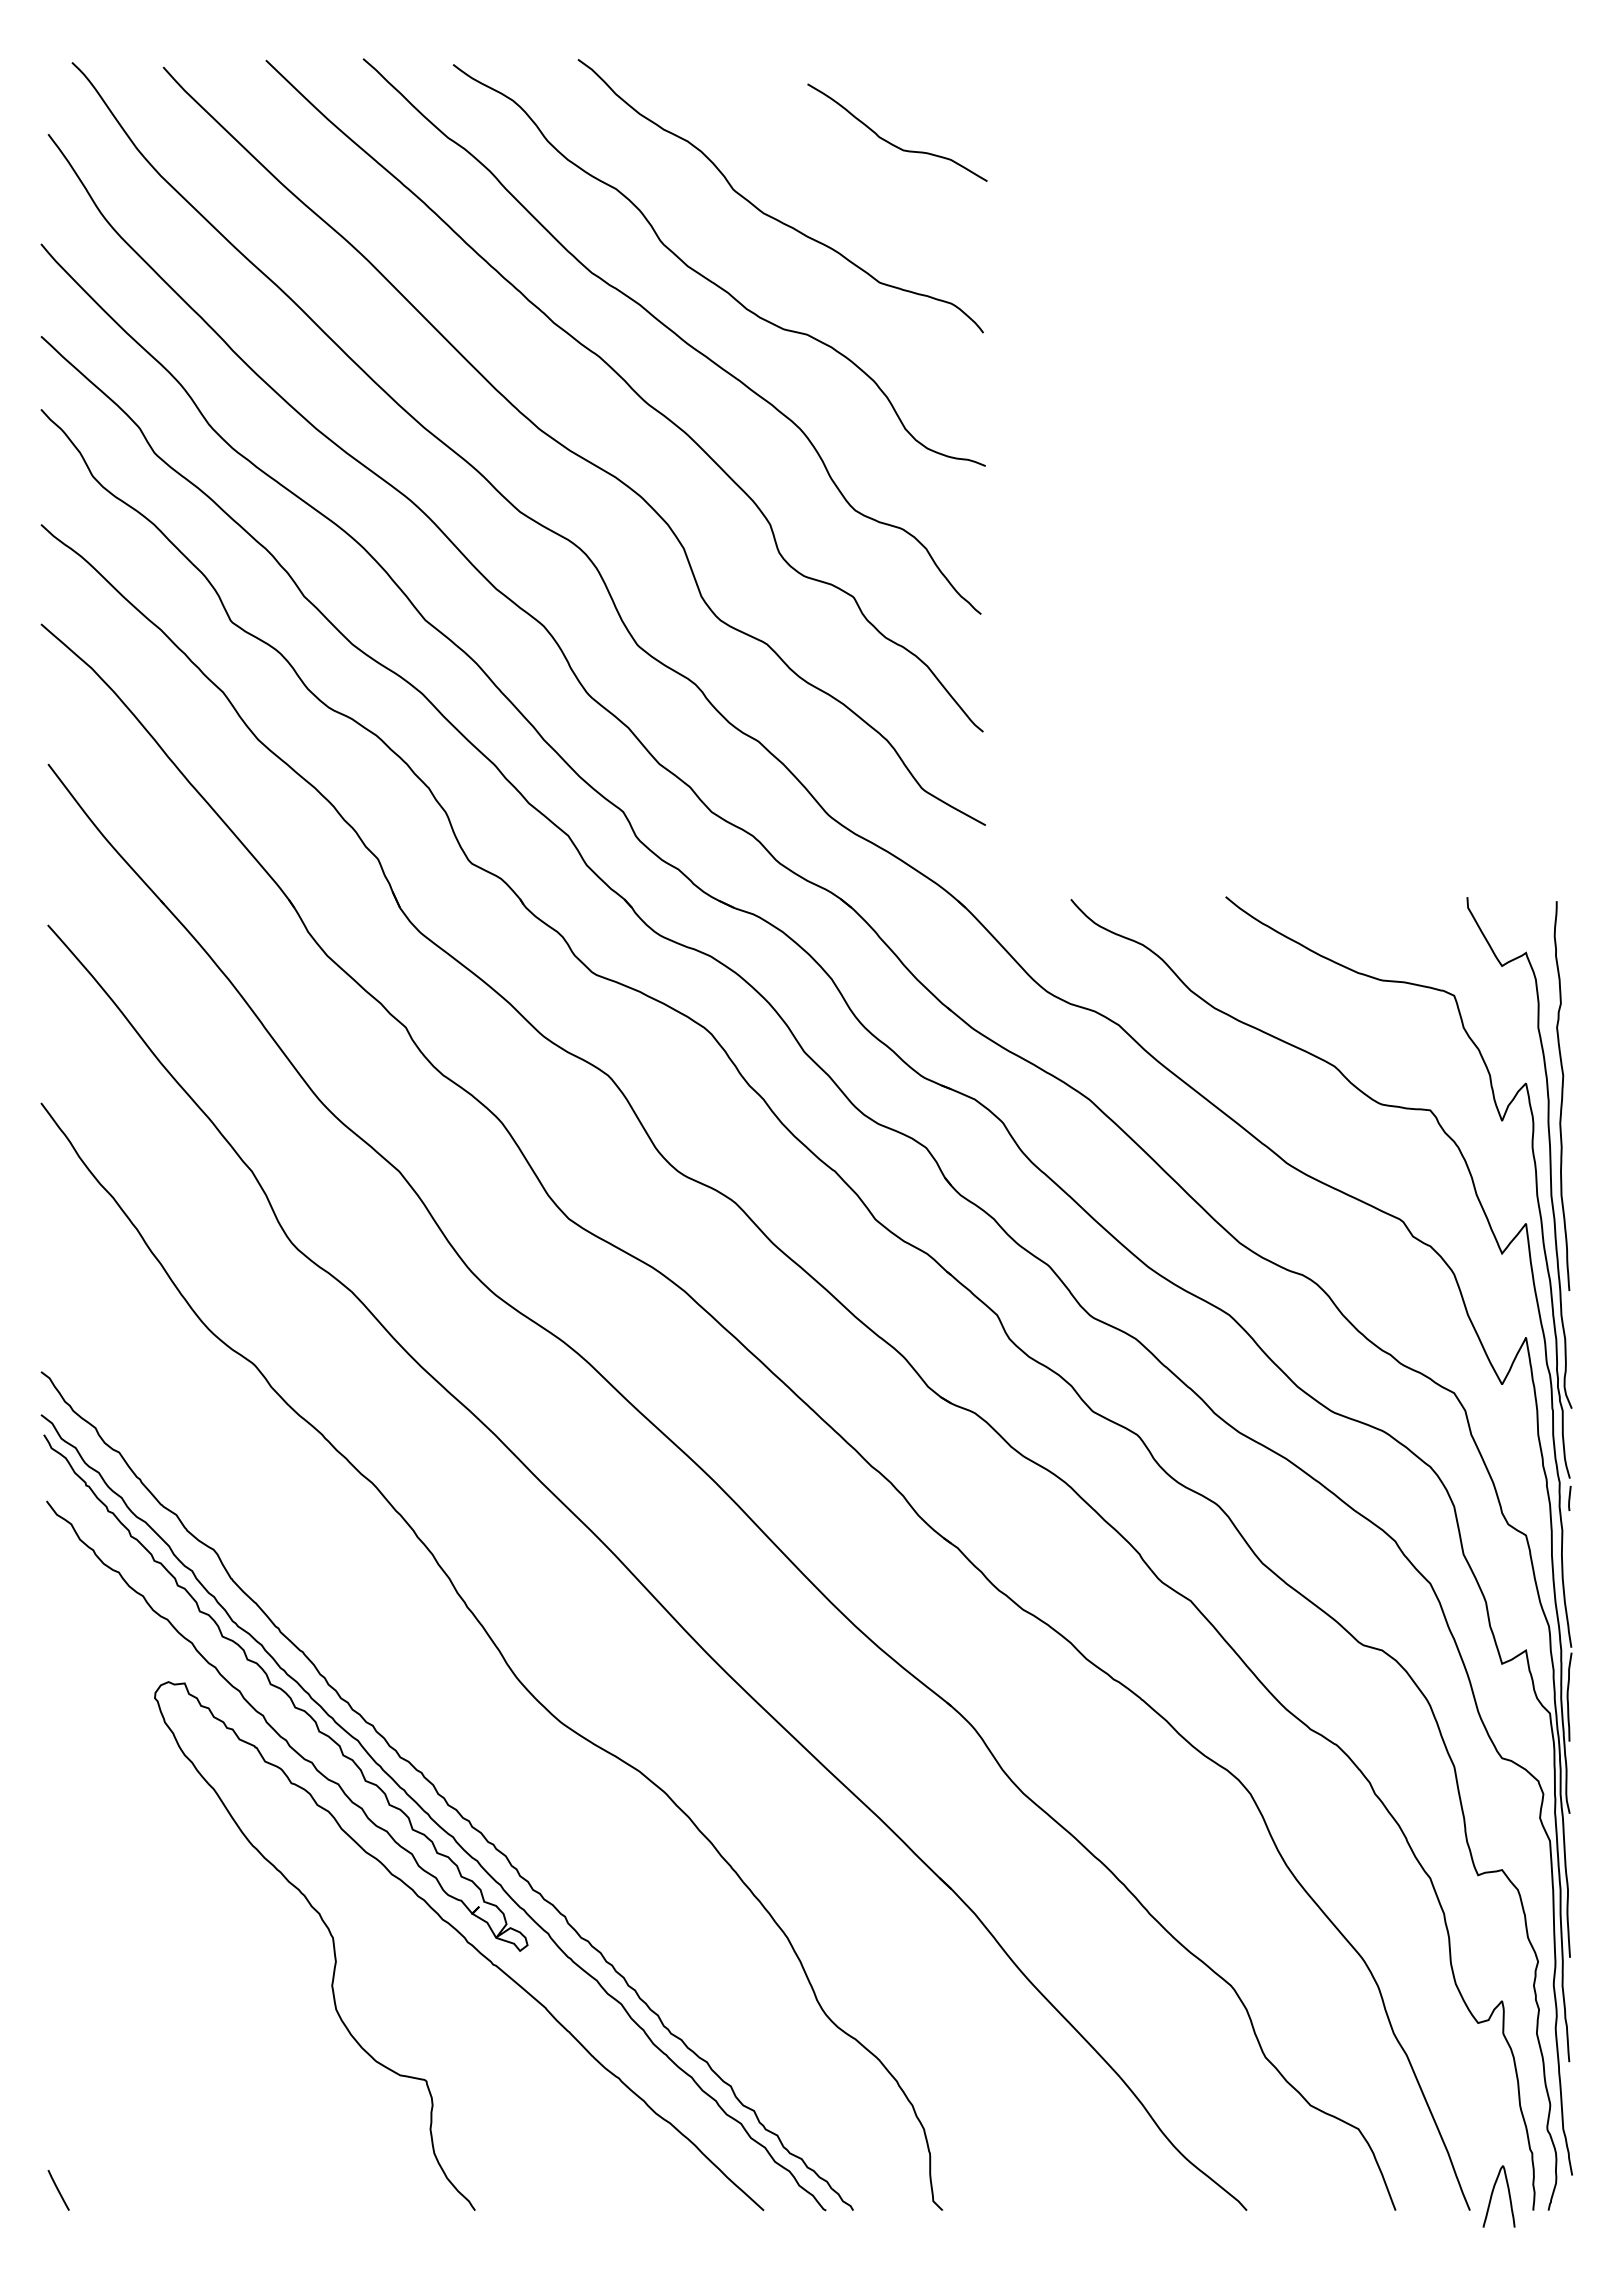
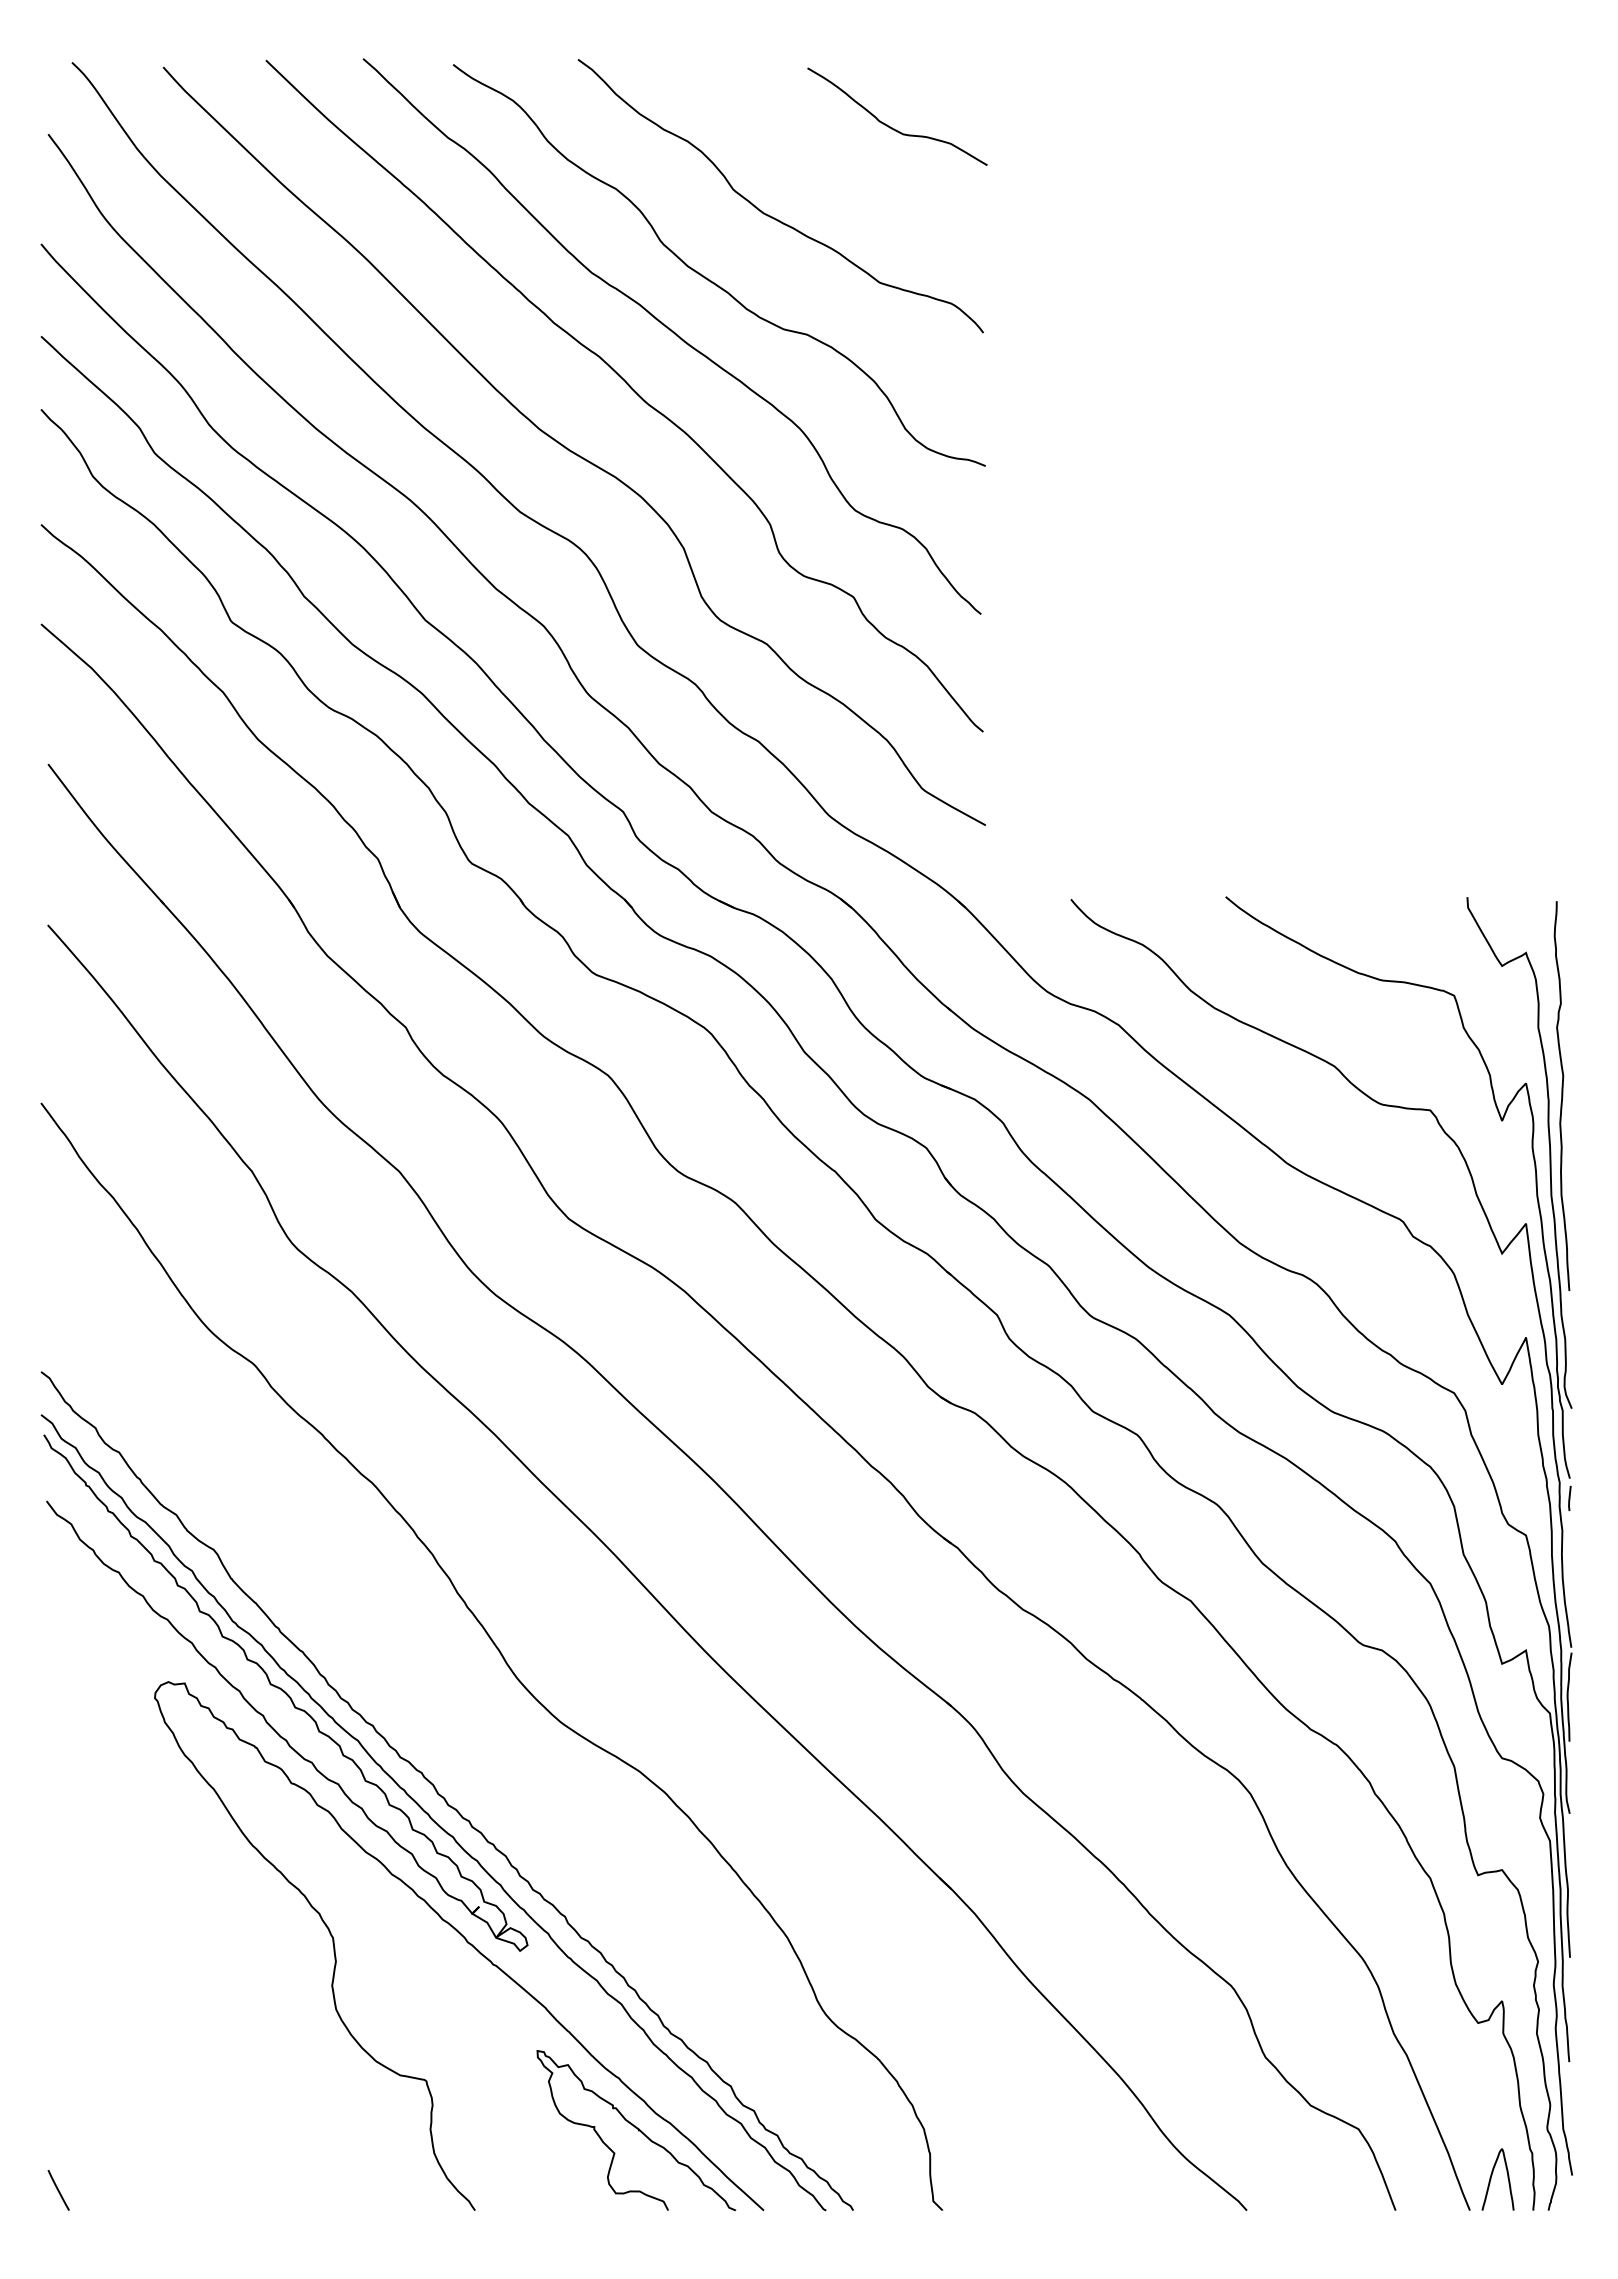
curve position: (889, 141) -> (889, 125) (889, 125)
curve: none -> present (637, 2129)
curve position: (1492, 2196) -> (1491, 2179) (1491, 2179)
